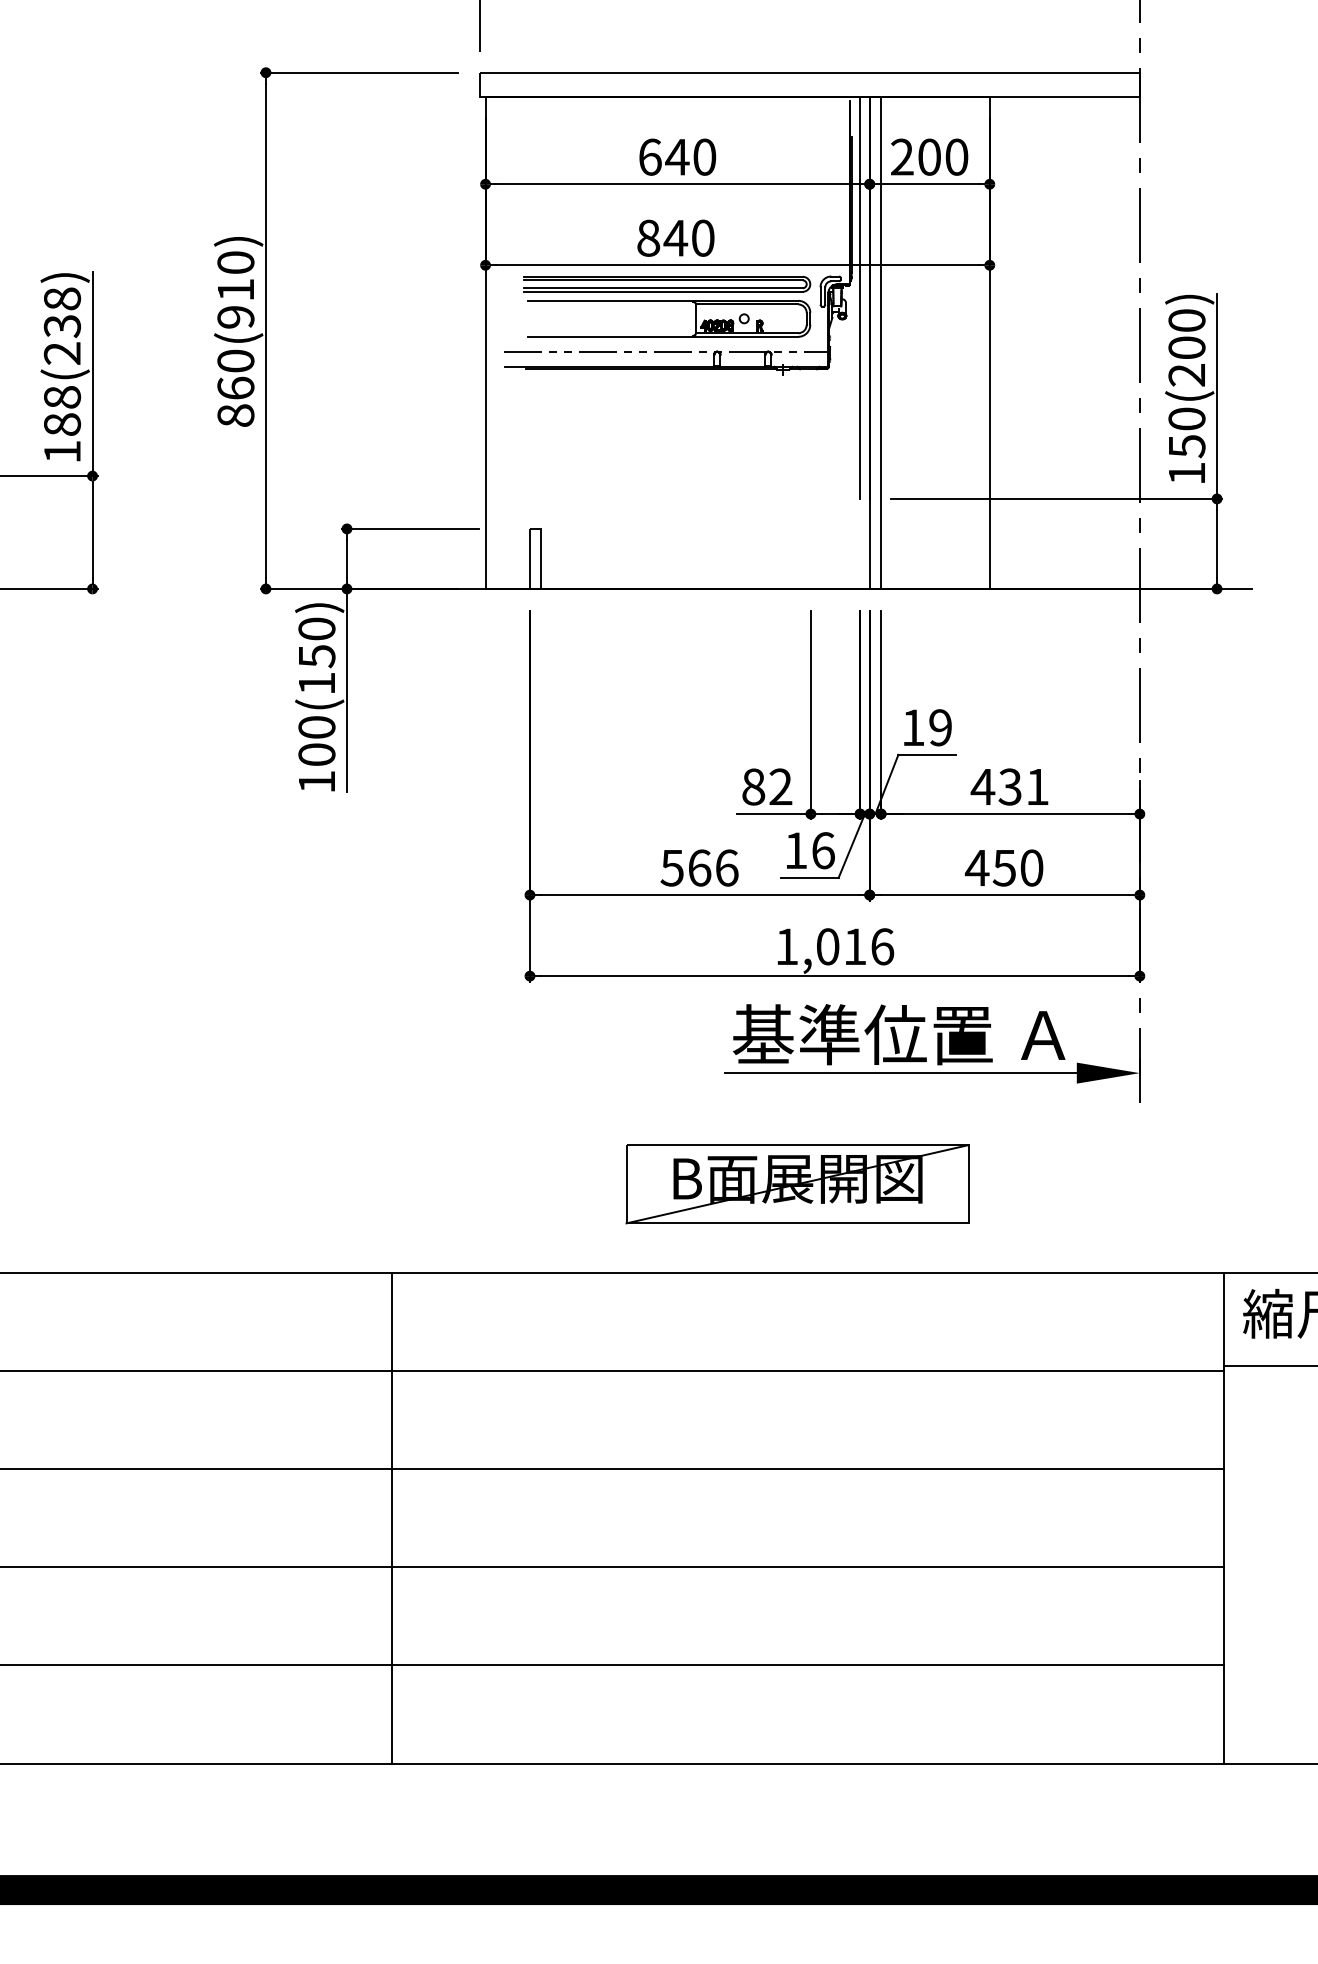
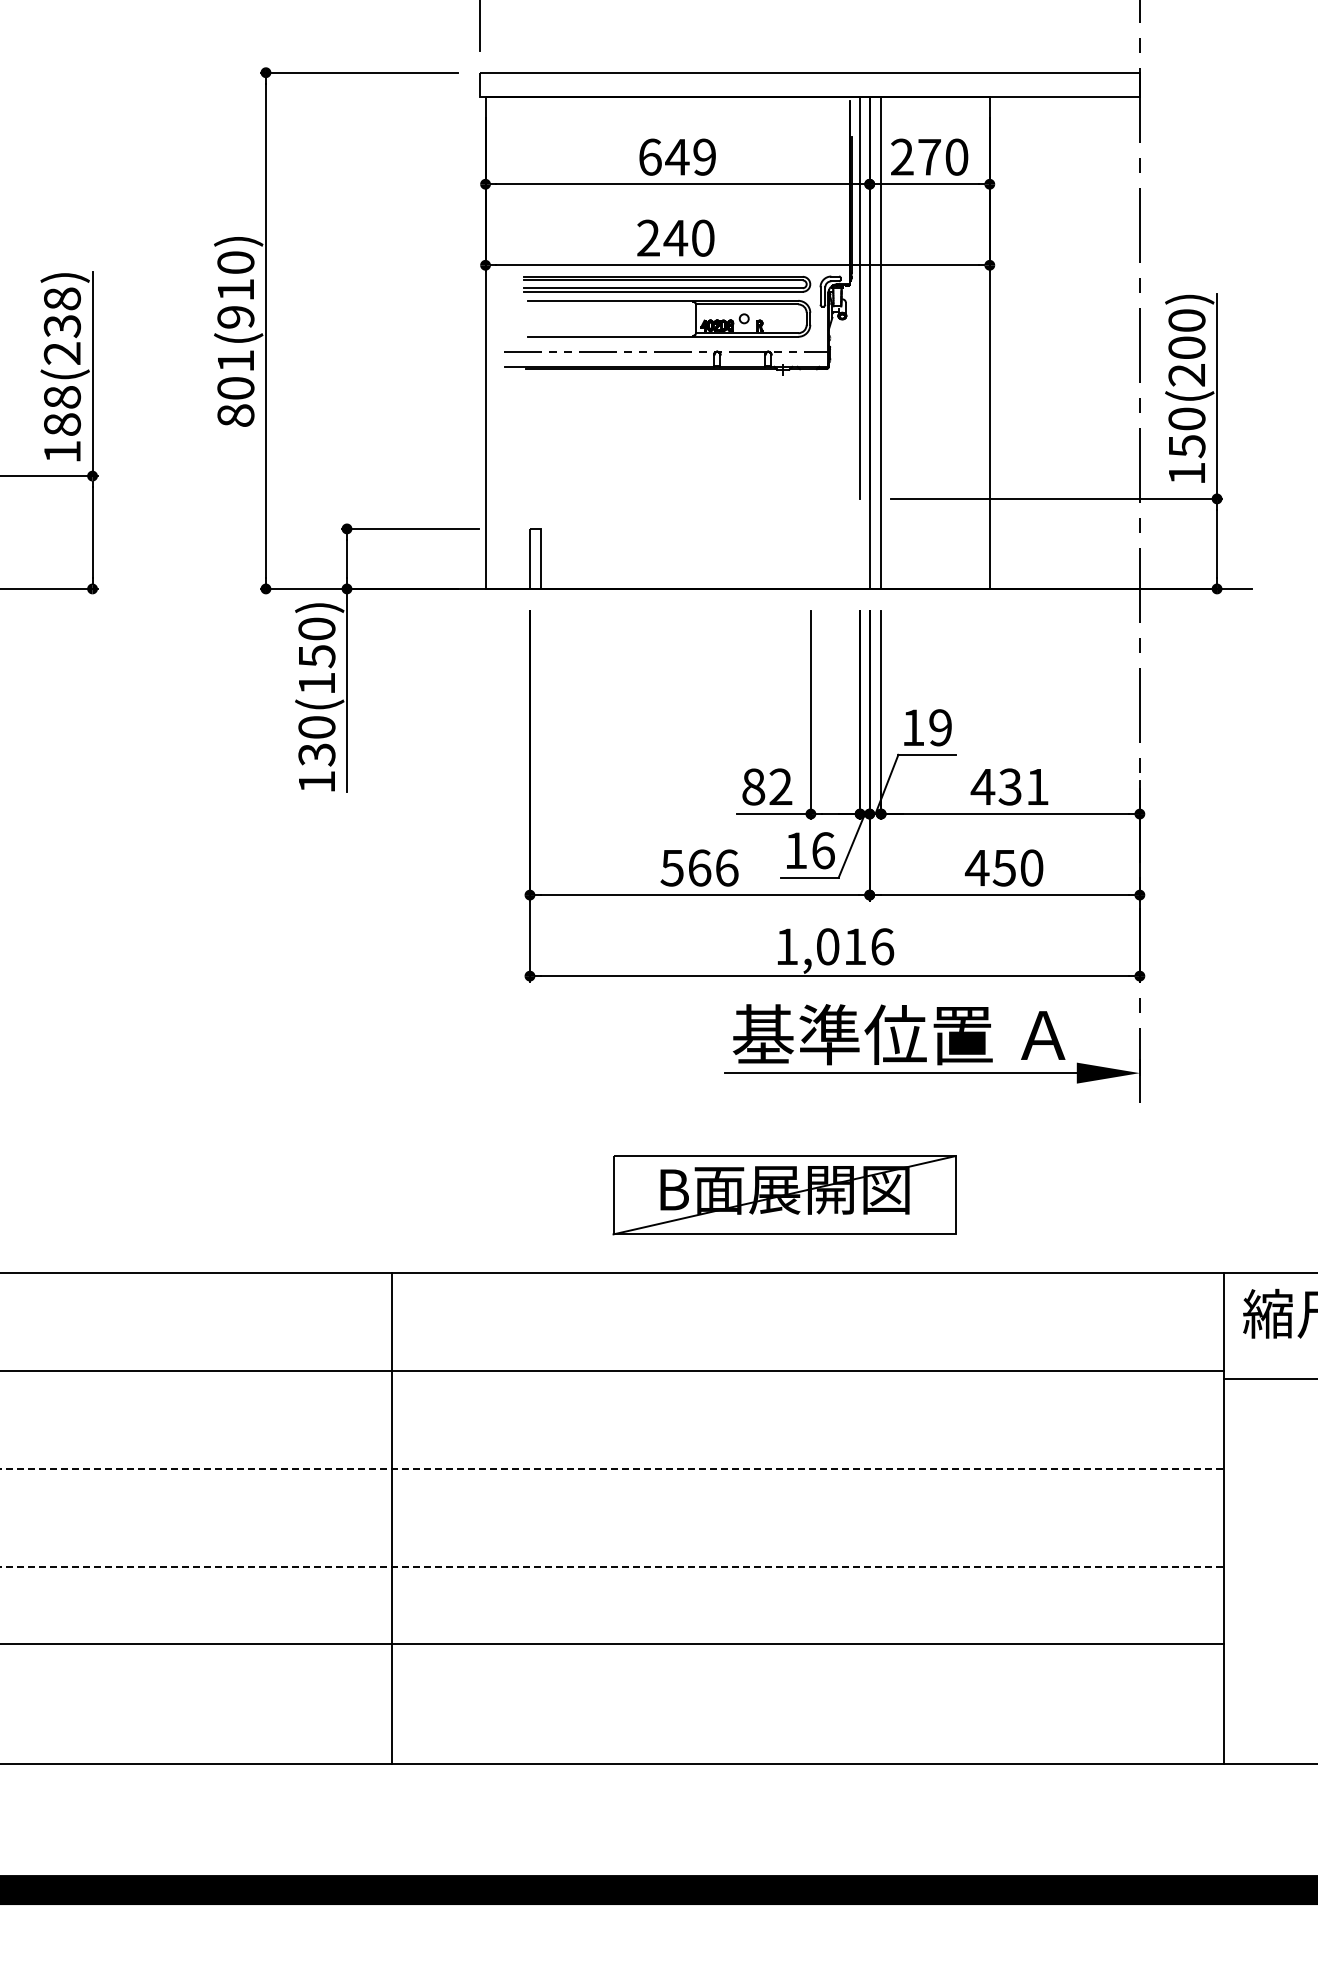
text: 640 -> 649 (704, 156)
text: 200 -> 270 (929, 156)
text: 840 -> 240 (648, 237)
text: 860(910) -> 801(910) (235, 374)
text: 100(150) -> 130(150) (316, 754)
part position: (797, 1184) -> (784, 1195) (784, 1195)
line position: (1269, 1366) -> (1269, 1379) (1269, 1379)
line: solid -> dashed (612, 1469)
line: solid -> dashed (612, 1566)
line position: (613, 1665) -> (613, 1644) (613, 1644)
